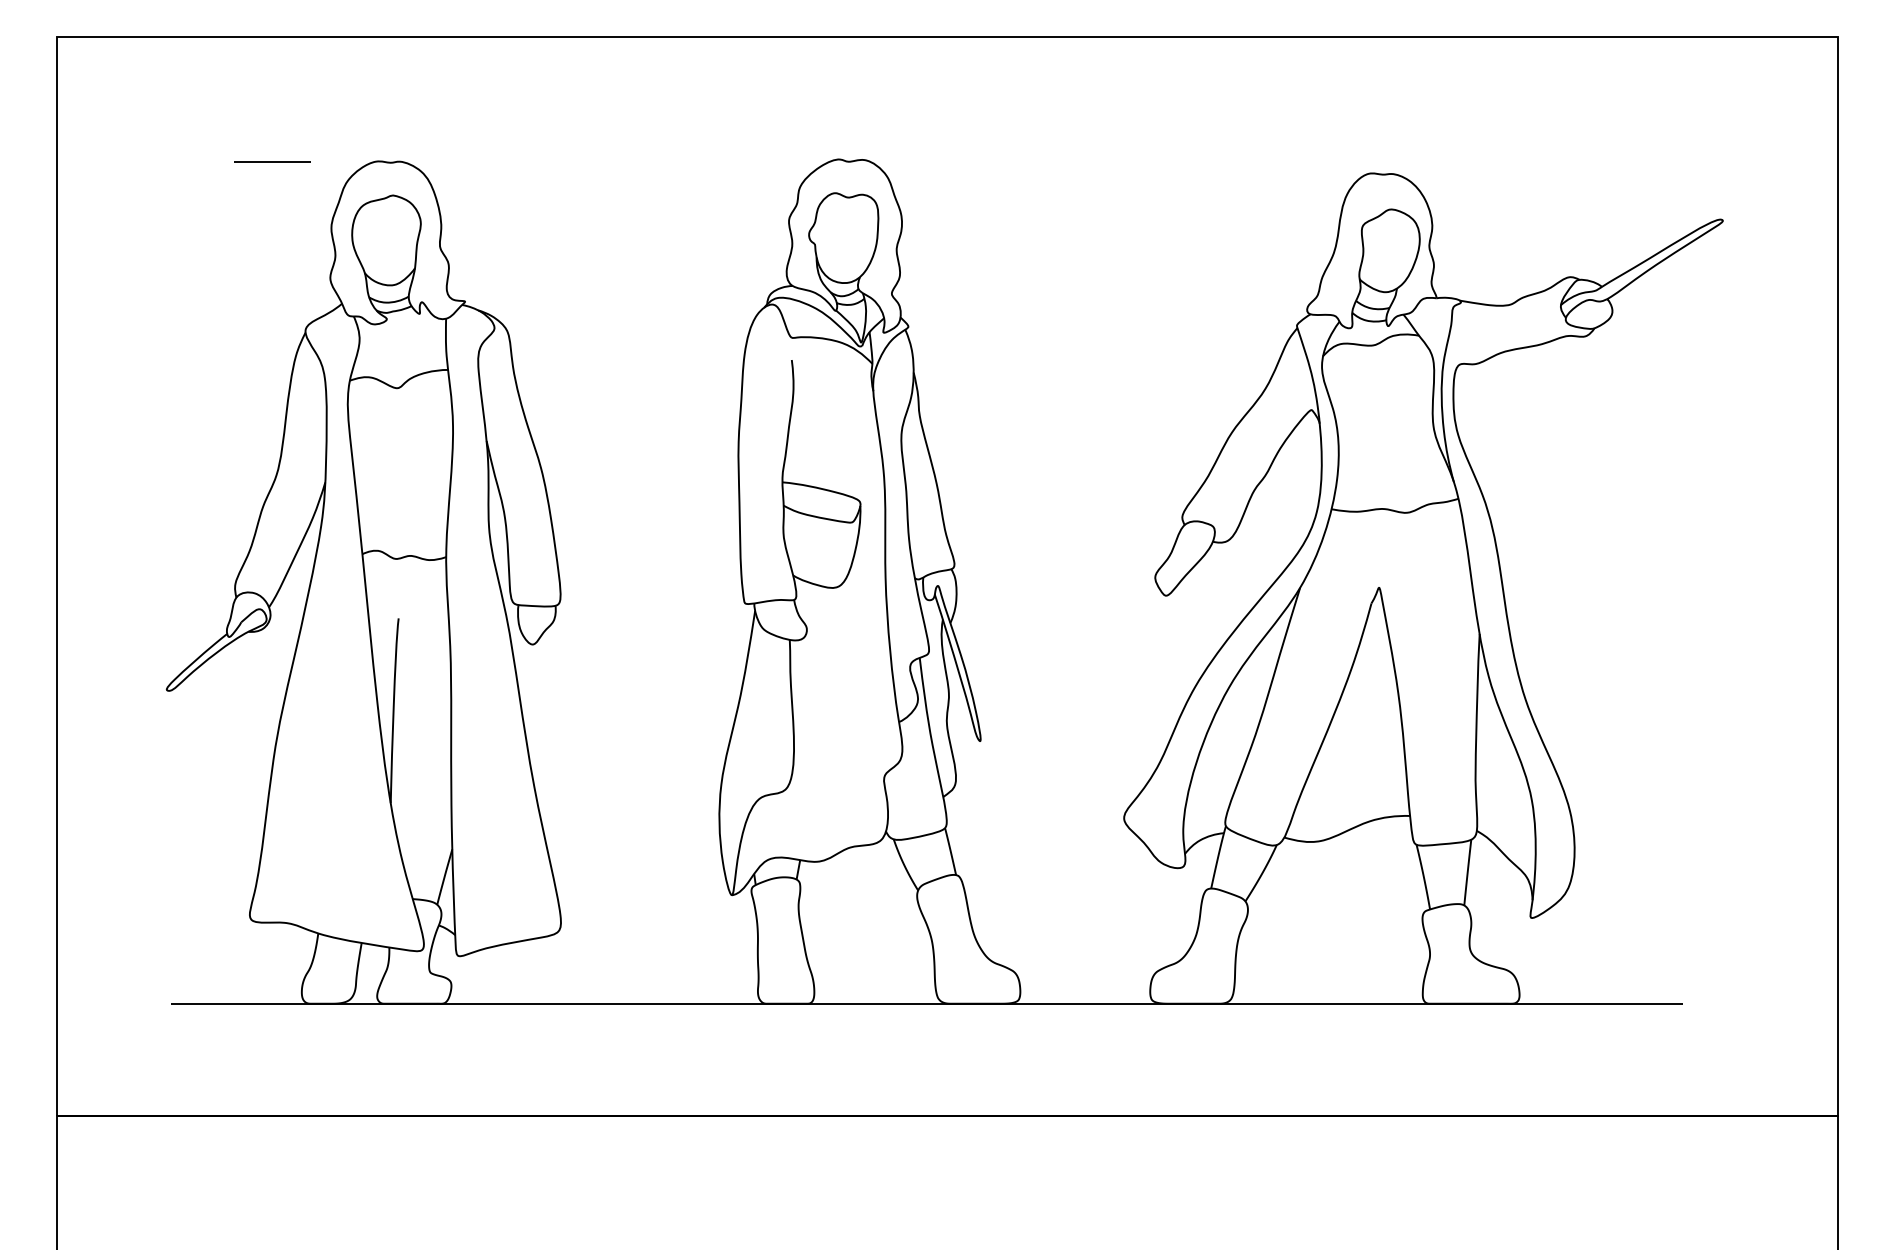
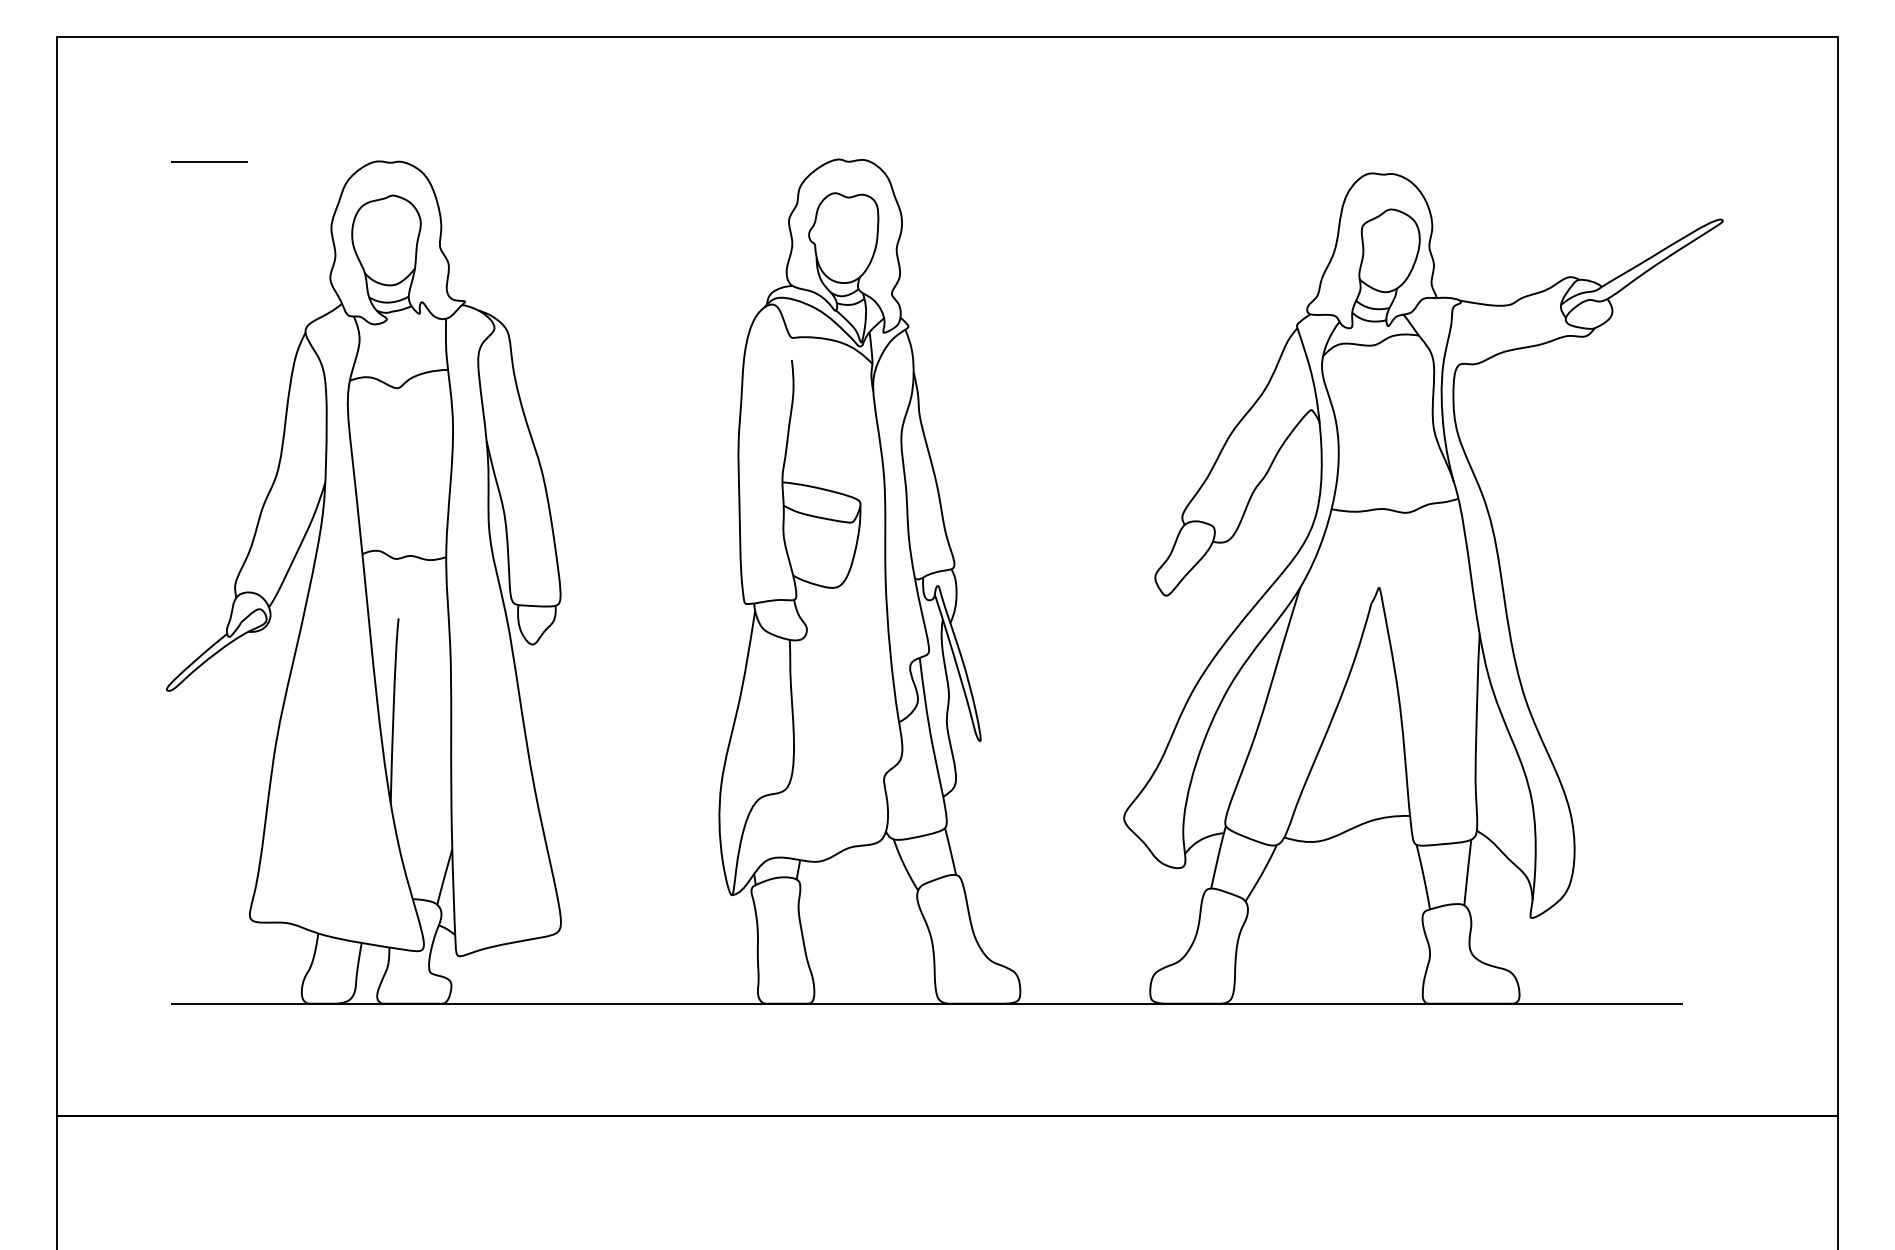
line position: (272, 161) -> (209, 161) (209, 161)
